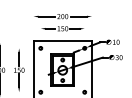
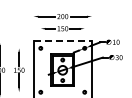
line: solid -> dashed (63, 41)
